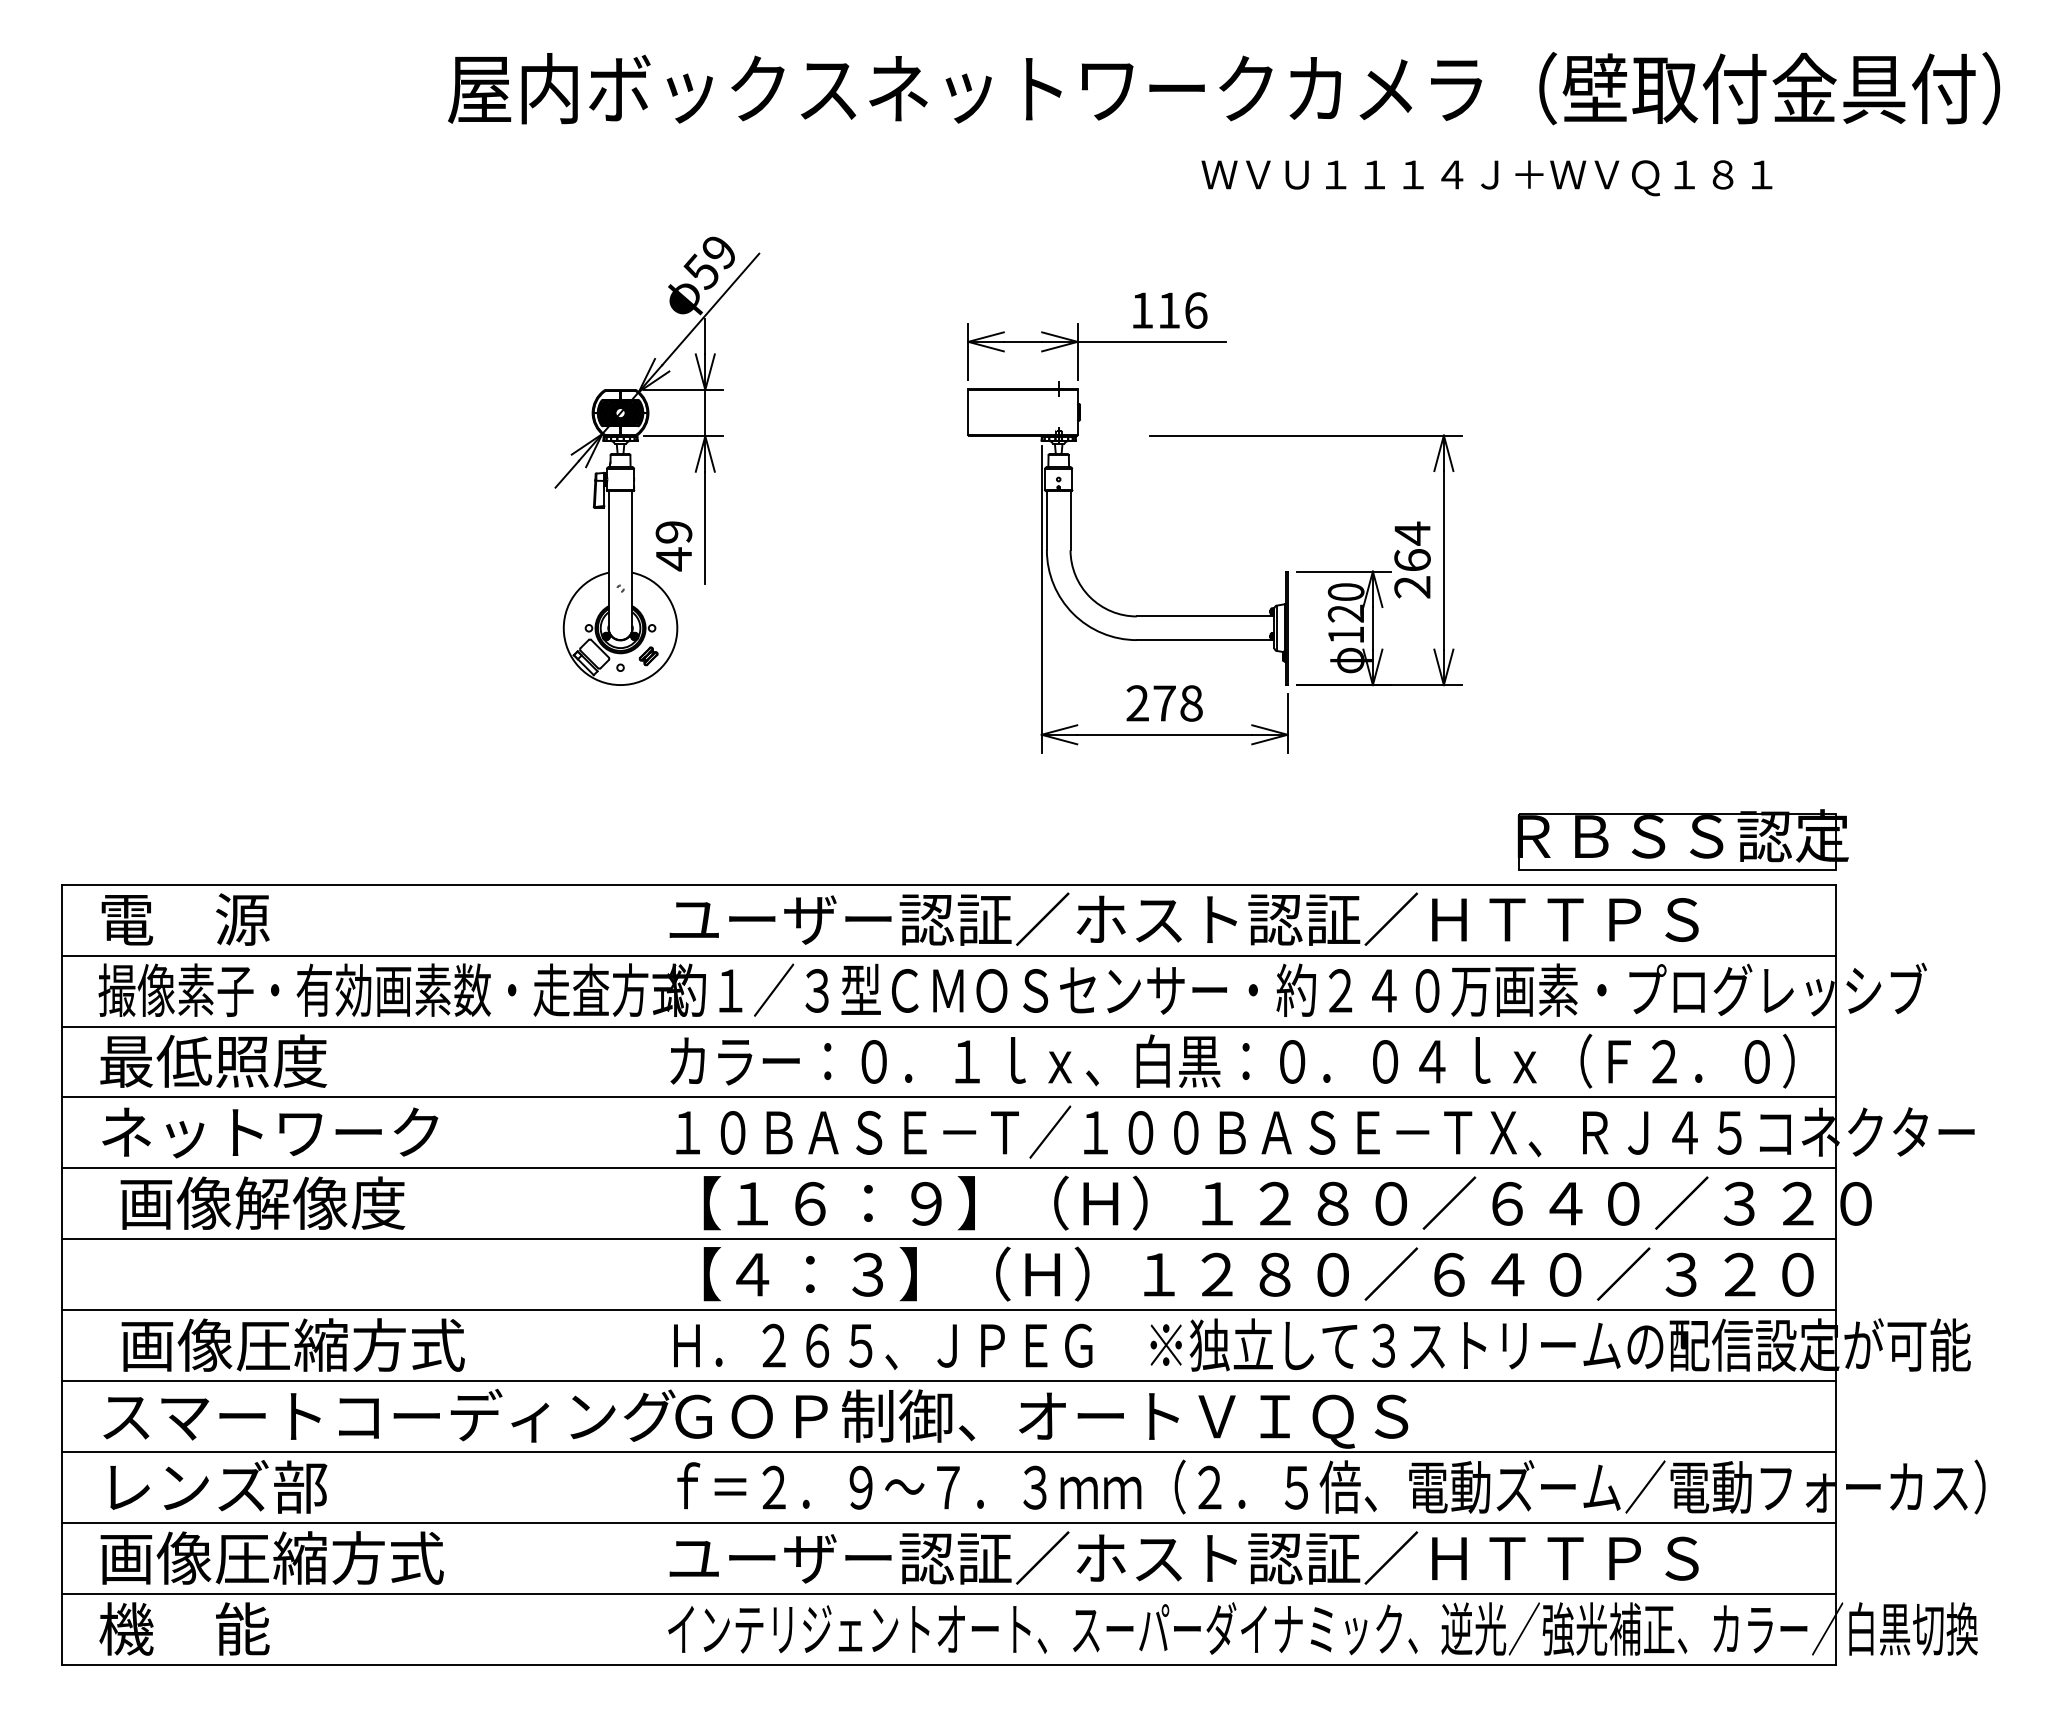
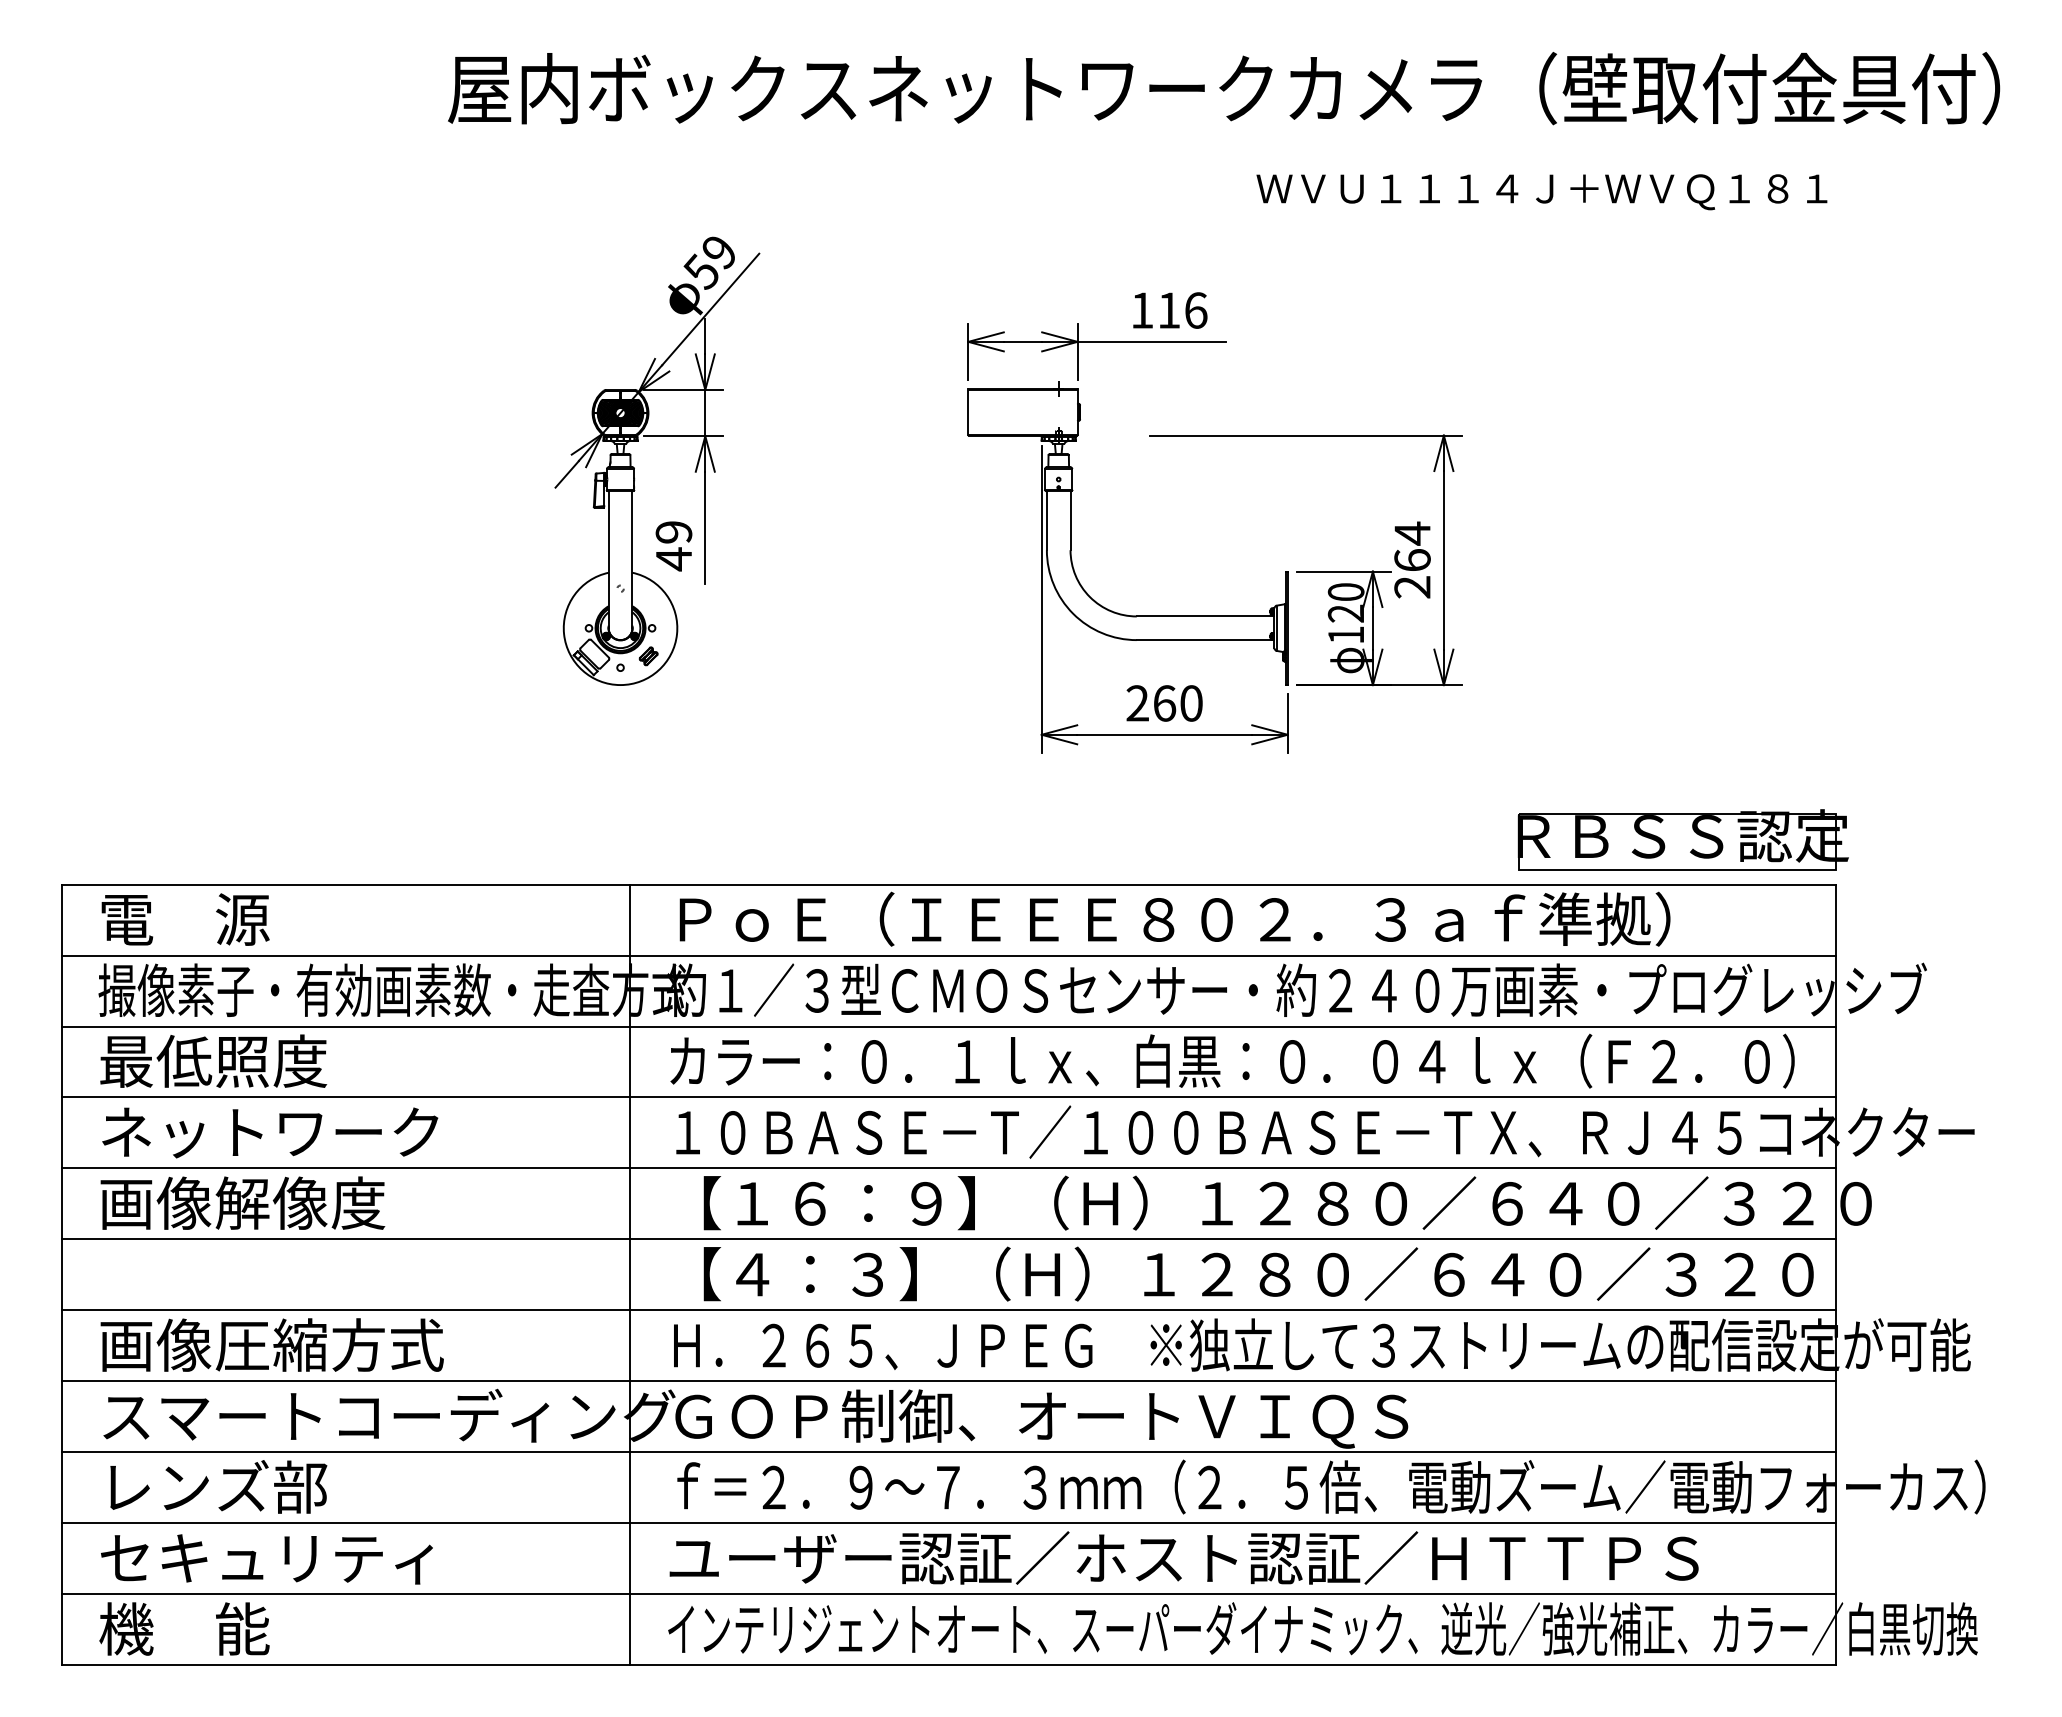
text position: (1486, 178) -> (1541, 192) (1541, 192)
text: 278 -> 260 (1177, 703)
text: ユーザー認証／ホスト認証／ＨＴＴＰＳ -> ＰｏＥ（ＩＥＥＥ８０２．３ａｆ準拠） (1183, 918)
text position: (262, 1202) -> (242, 1202) (242, 1202)
line: none -> present (629, 1274)
text position: (292, 1344) -> (271, 1344) (271, 1344)
text: 画像圧縮方式 -> セキュリティ (271, 1557)
